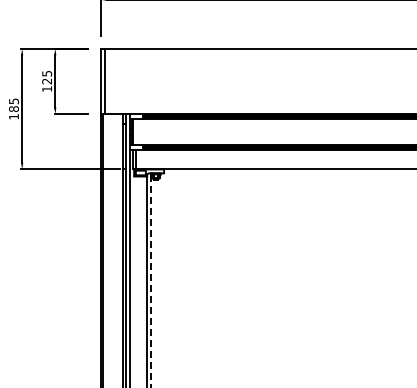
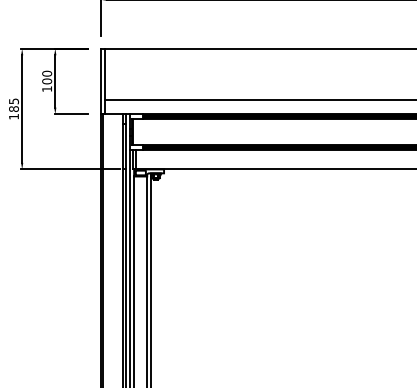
text: 125 -> 100 (47, 77)
line: none -> present (258, 100)
line: none -> present (134, 280)
line: dashed -> solid (151, 281)
